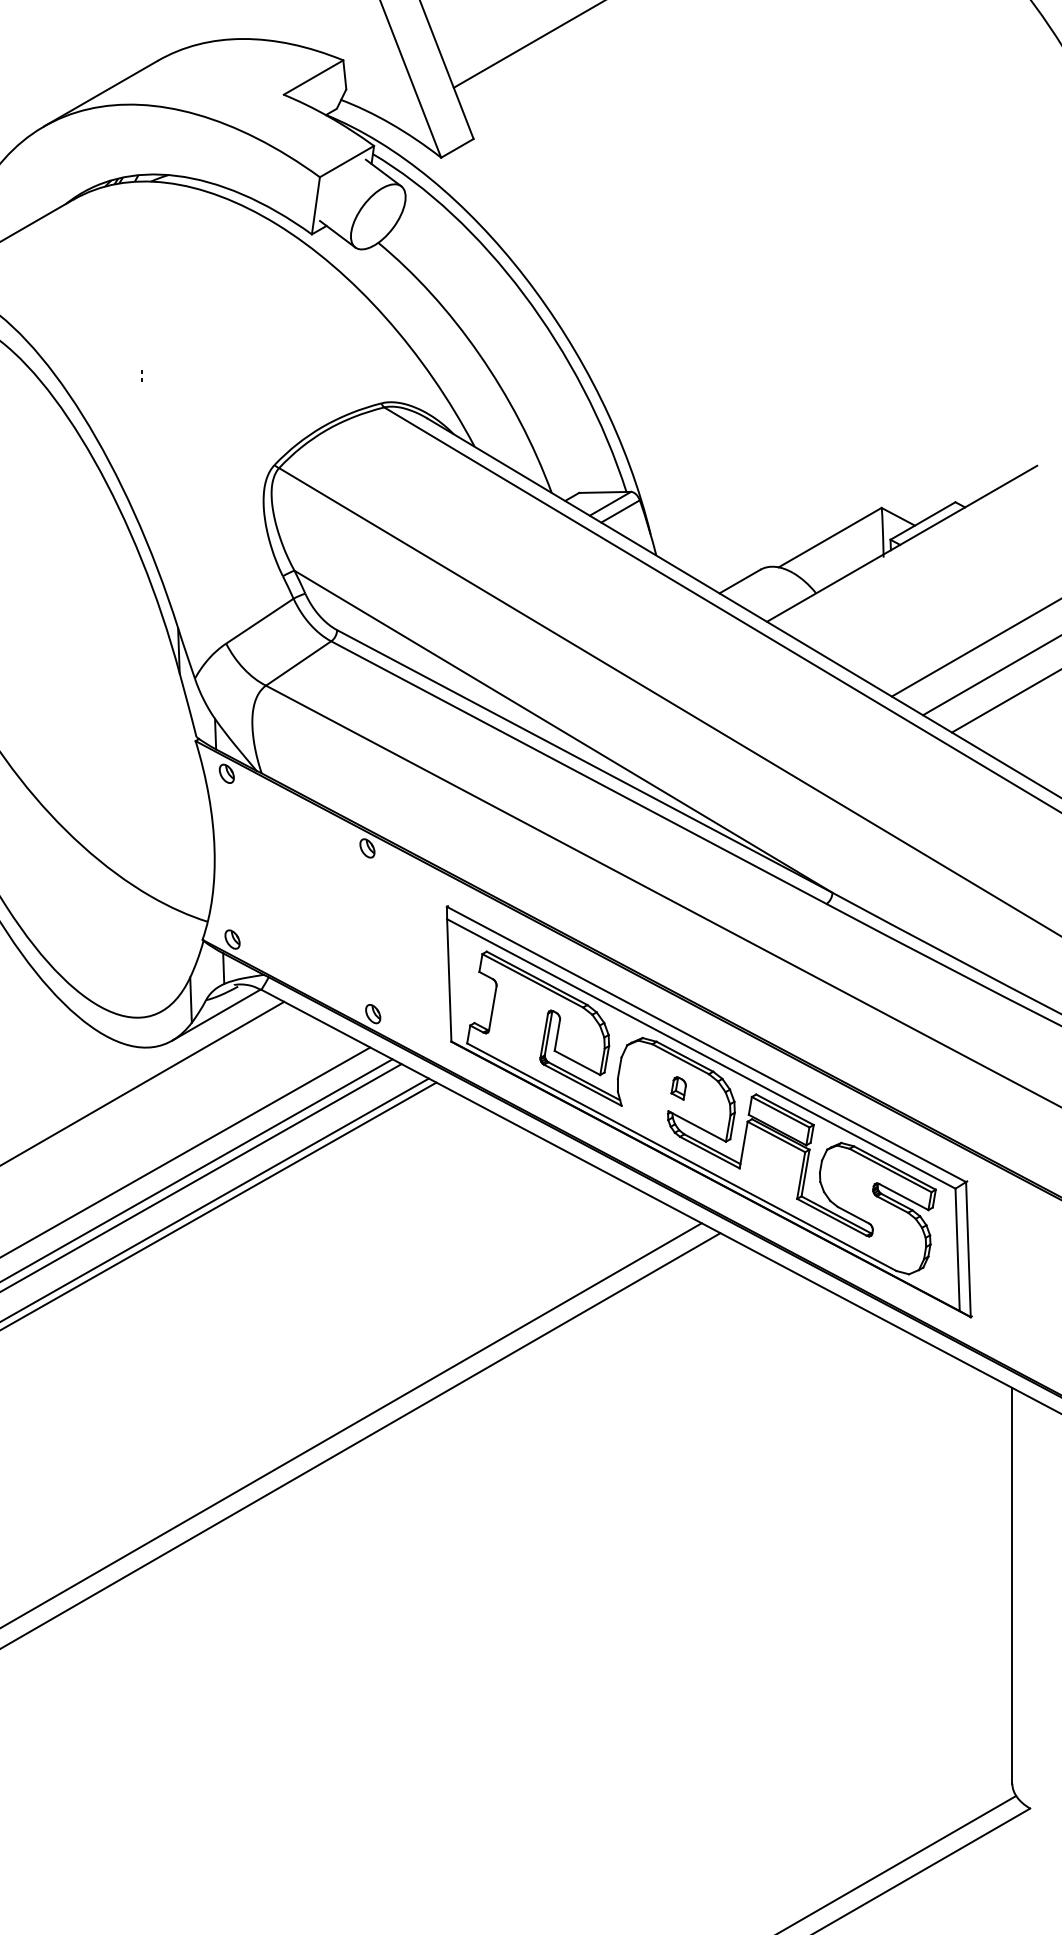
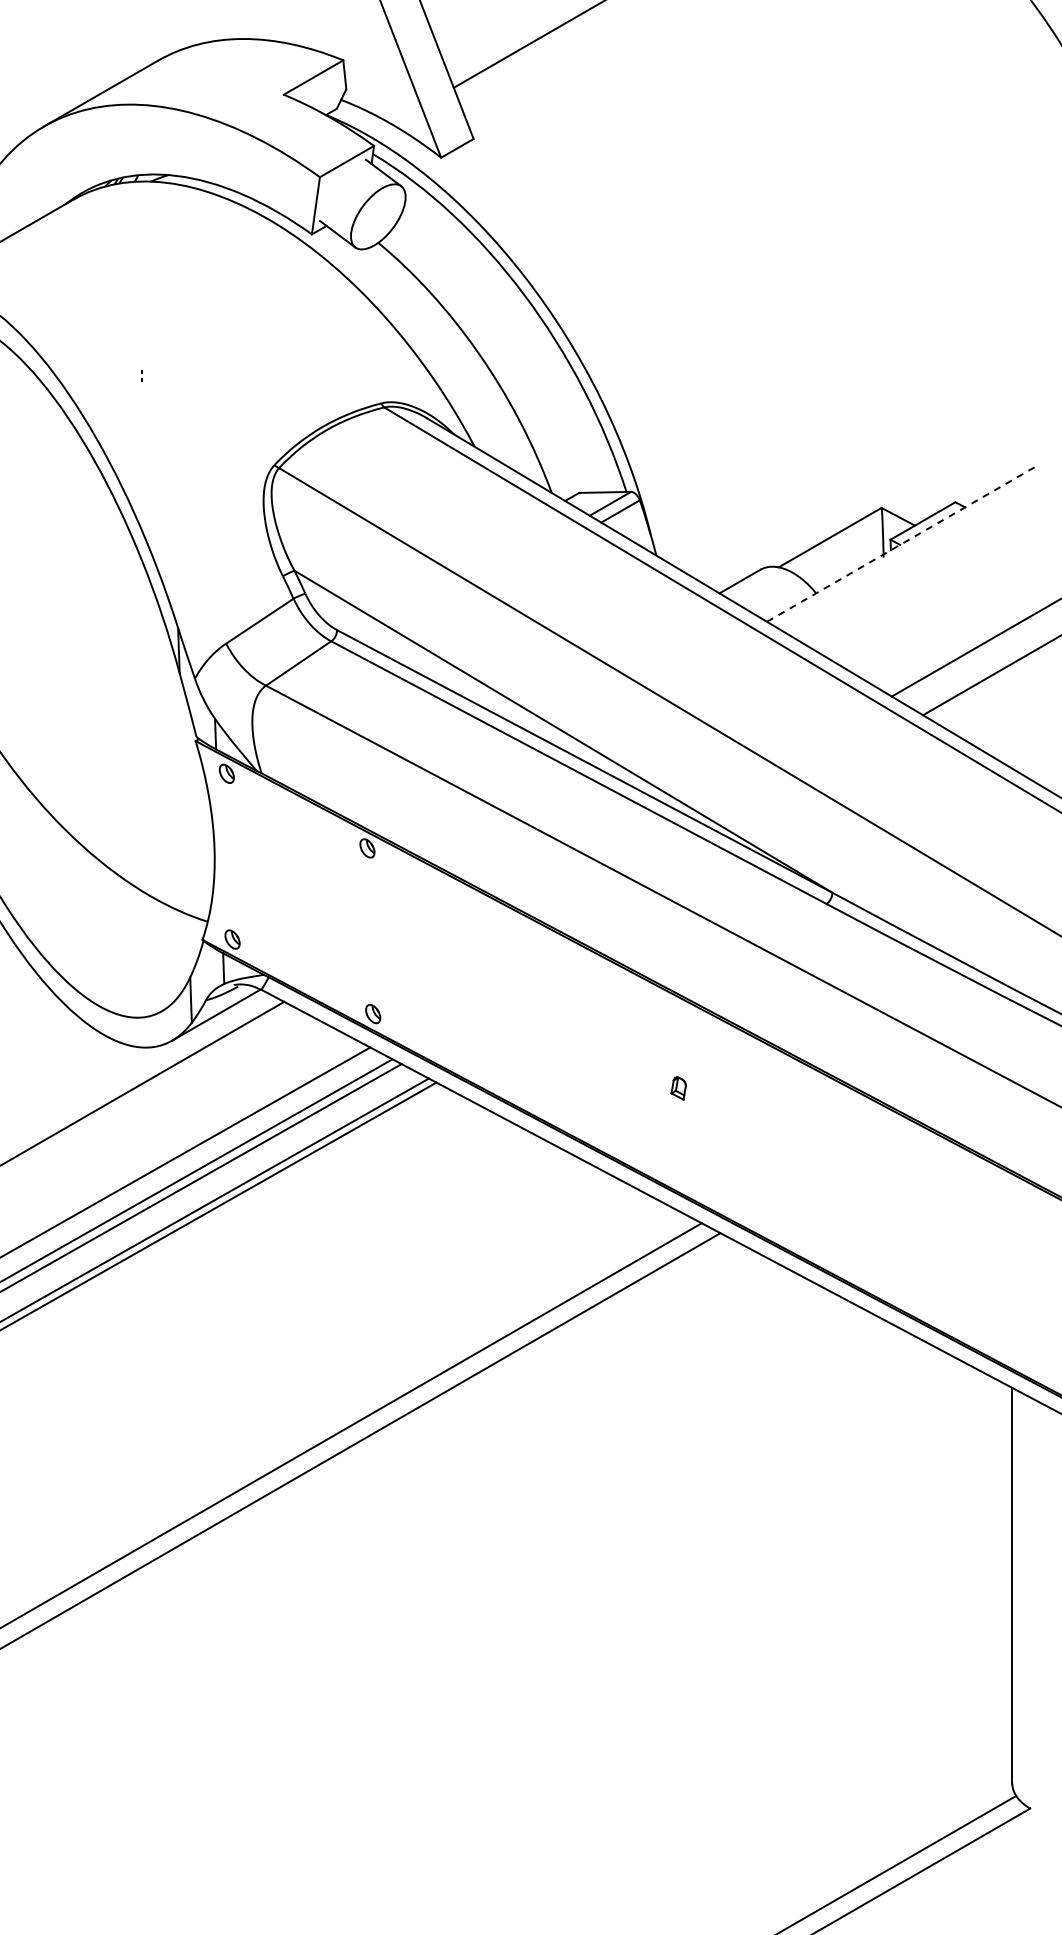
line: solid -> dashed (902, 543)
line: present -> none (1004, 701)
part: present -> none (708, 1111)
